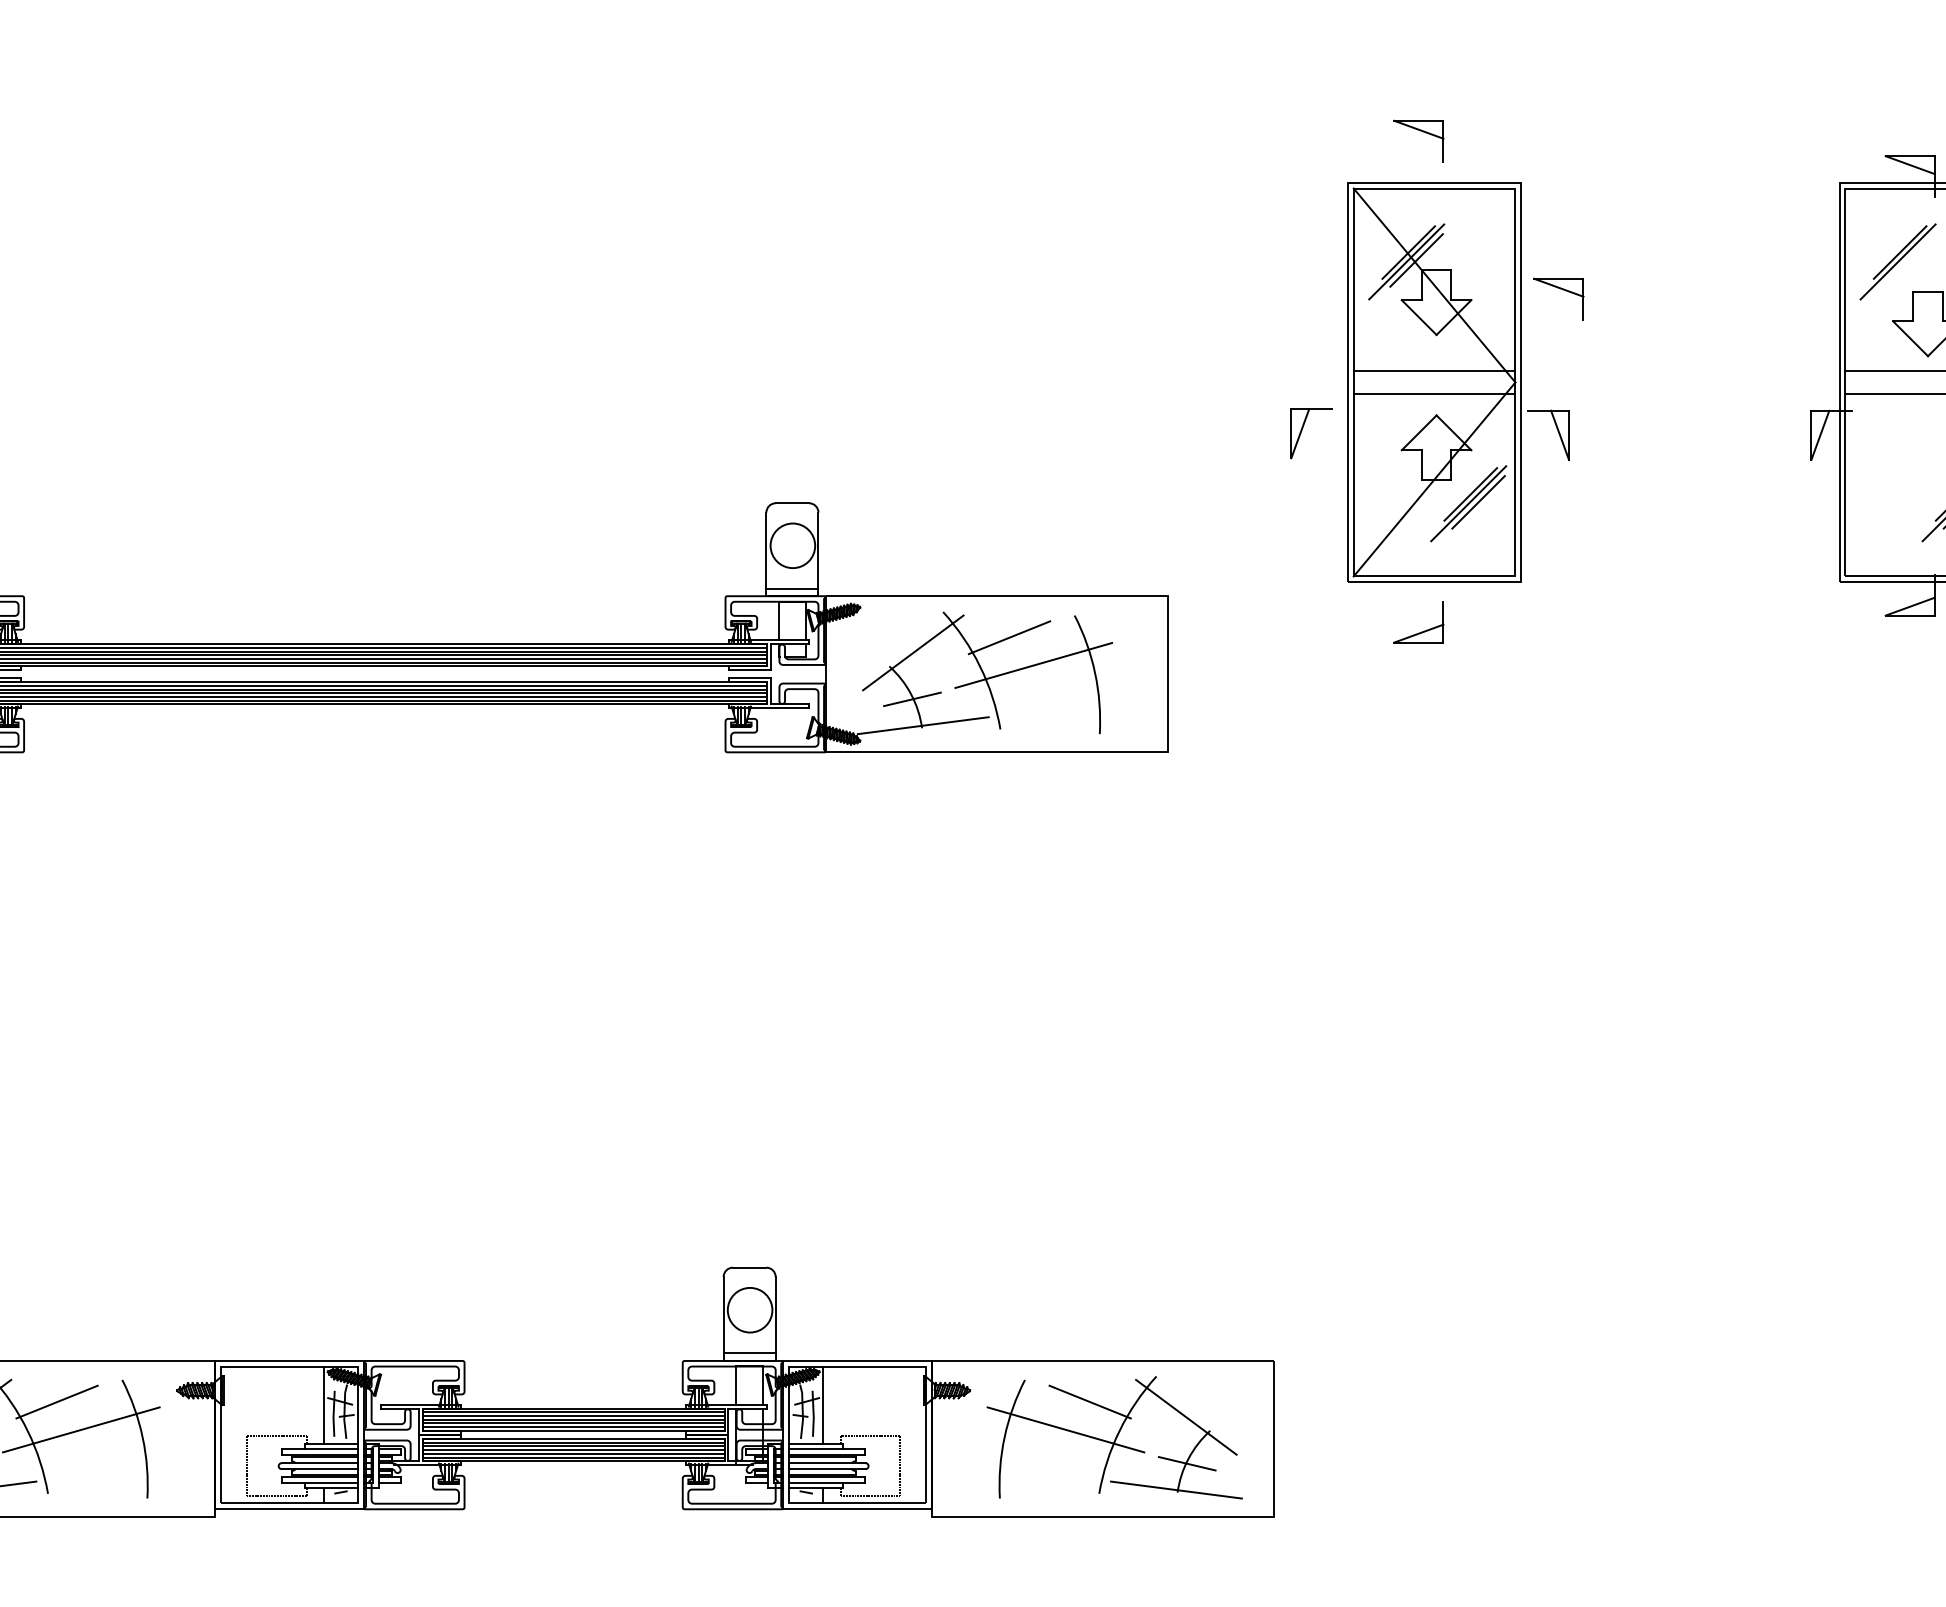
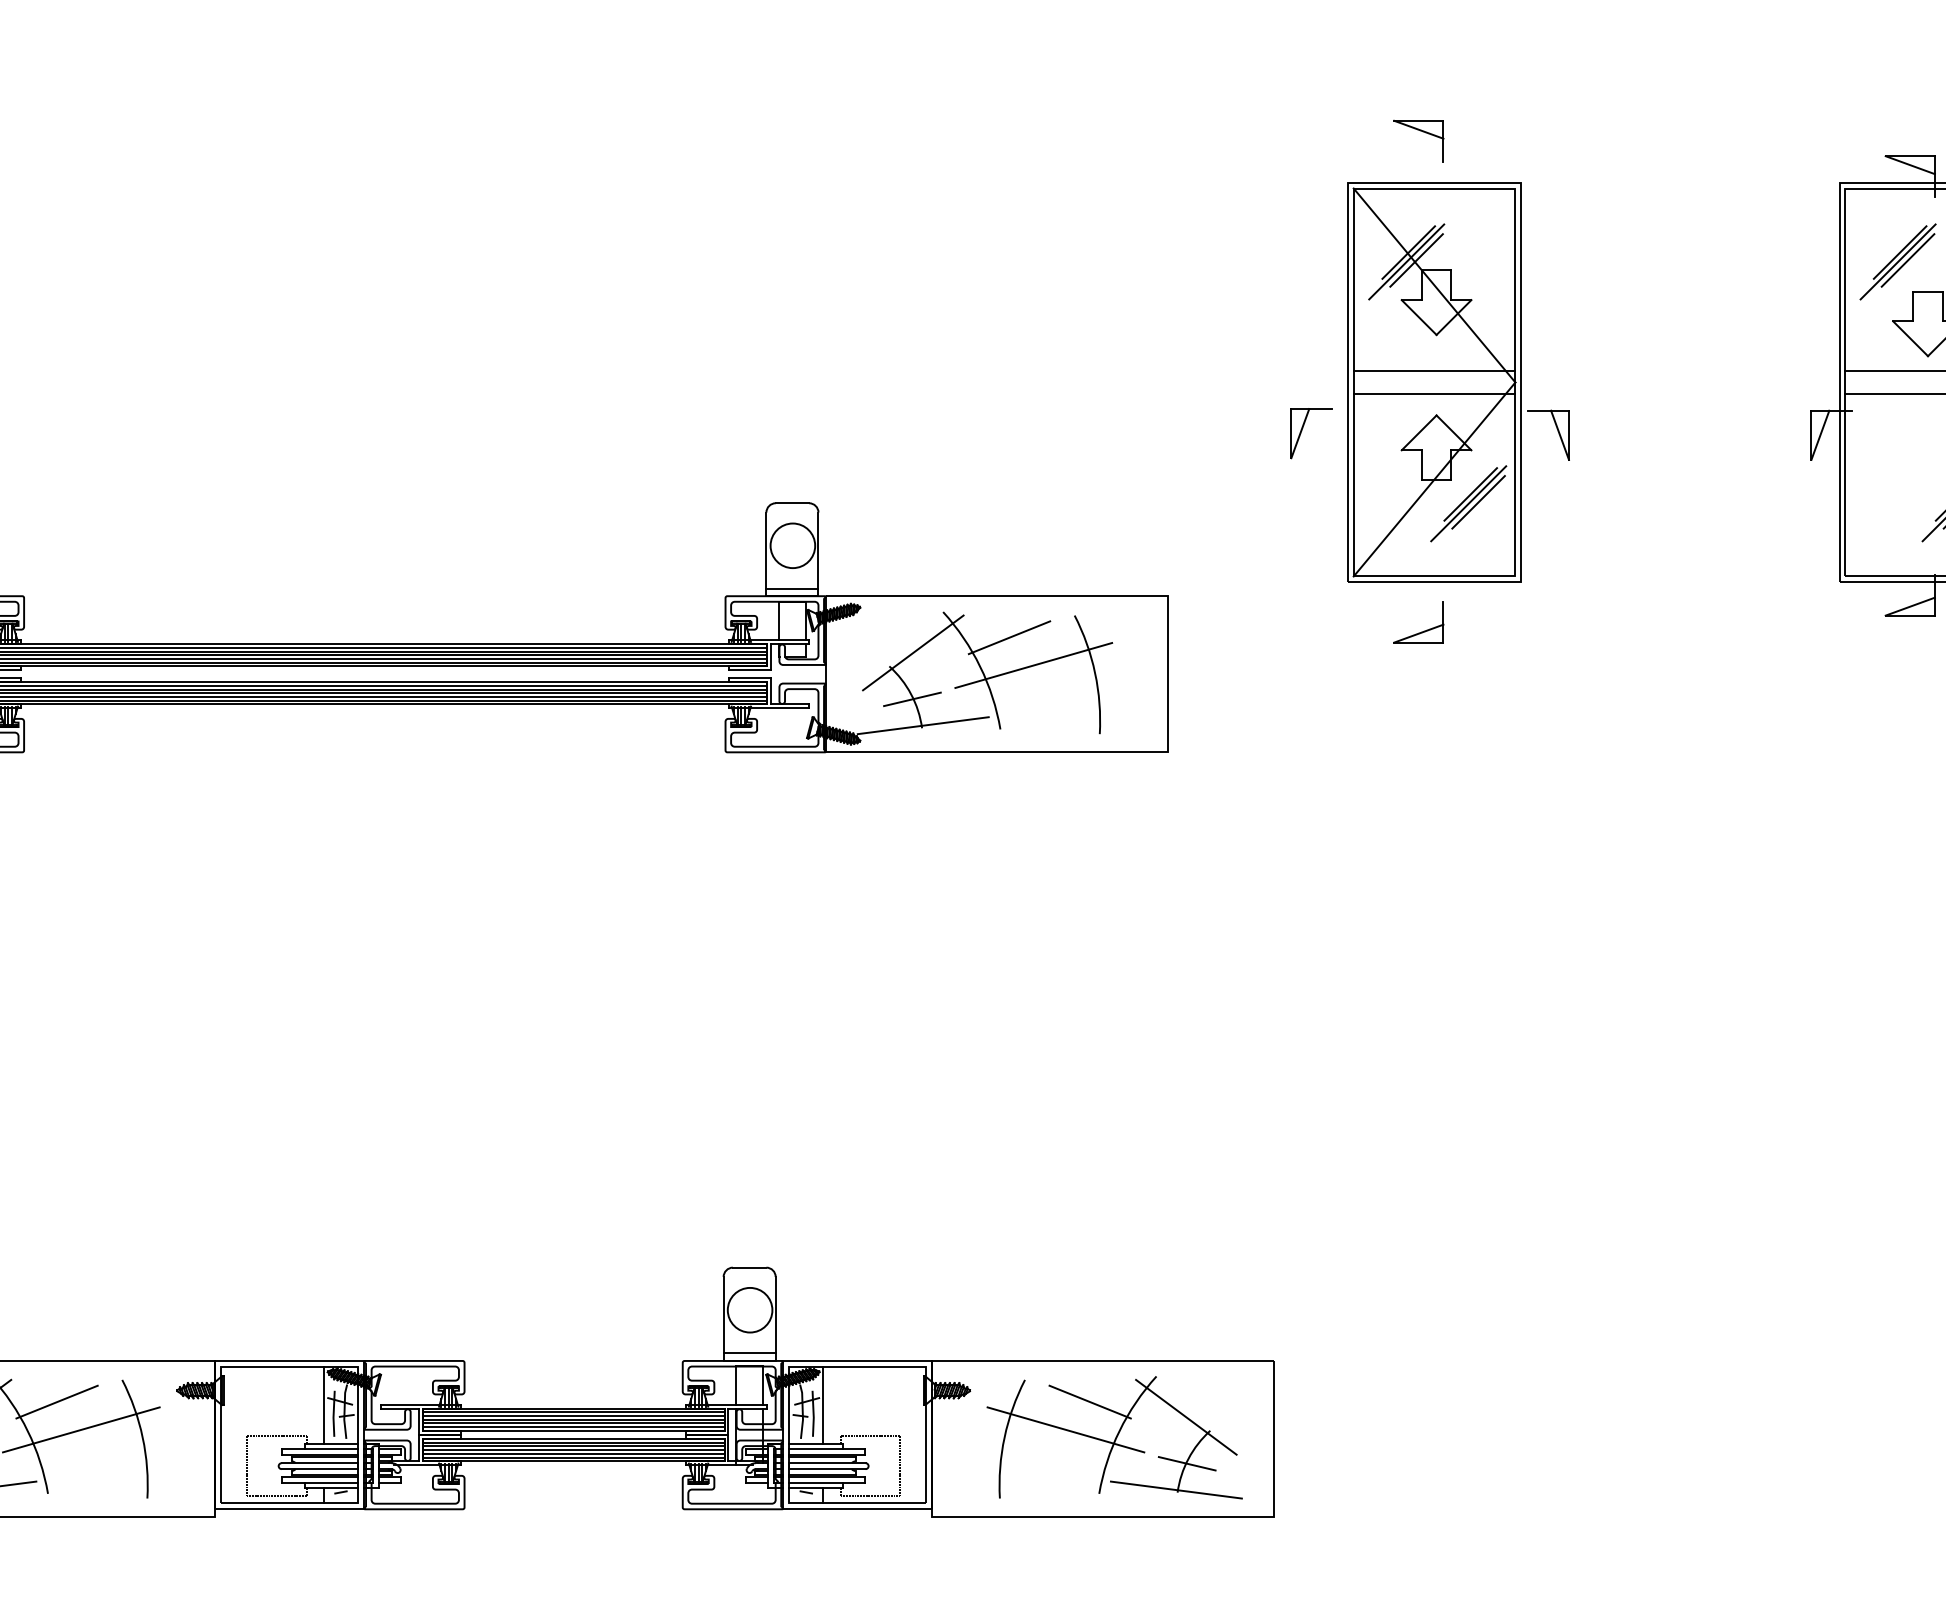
line: none -> present (1907, 260)
part: present -> none (1560, 289)
